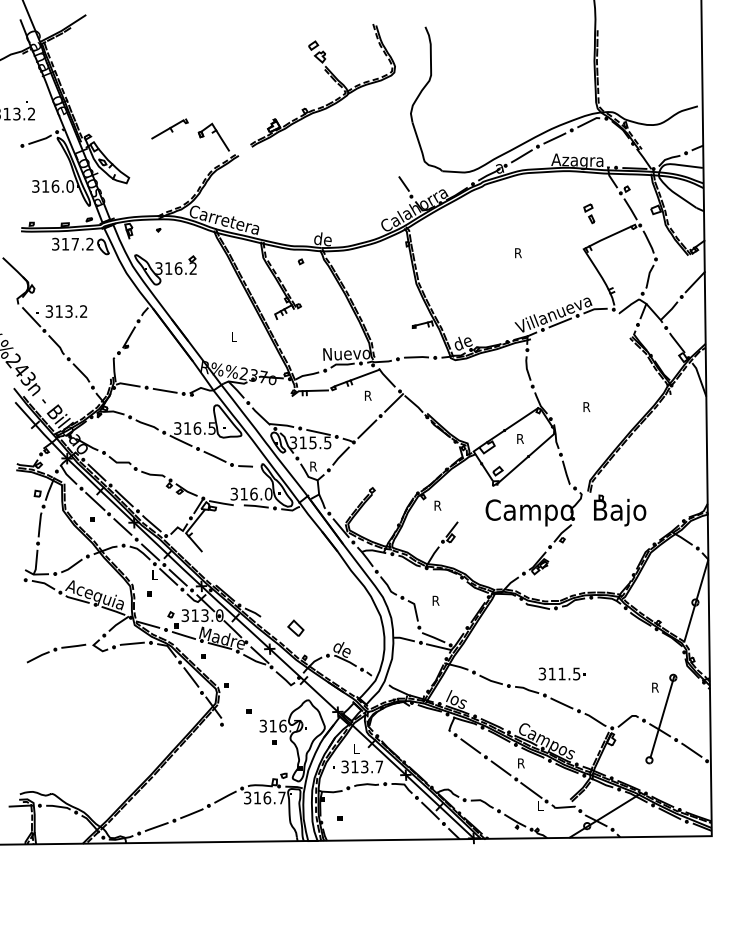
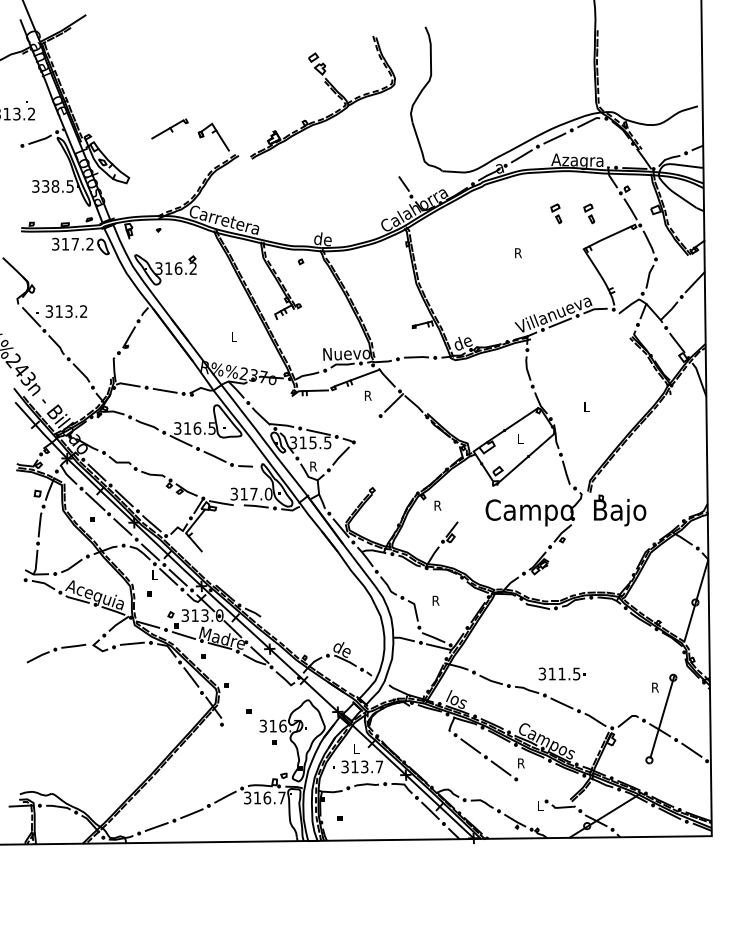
part position: (330, 77) -> (330, 89) (330, 89)
text: 316.0 -> 338.5 (58, 186)
part: none -> present (556, 213)
text: R -> L (586, 406)
line: present -> none (367, 429)
text: R -> L (520, 438)
text: 316.0 -> 317.0 (253, 493)
part: present -> none (295, 627)
line: present -> none (531, 790)
